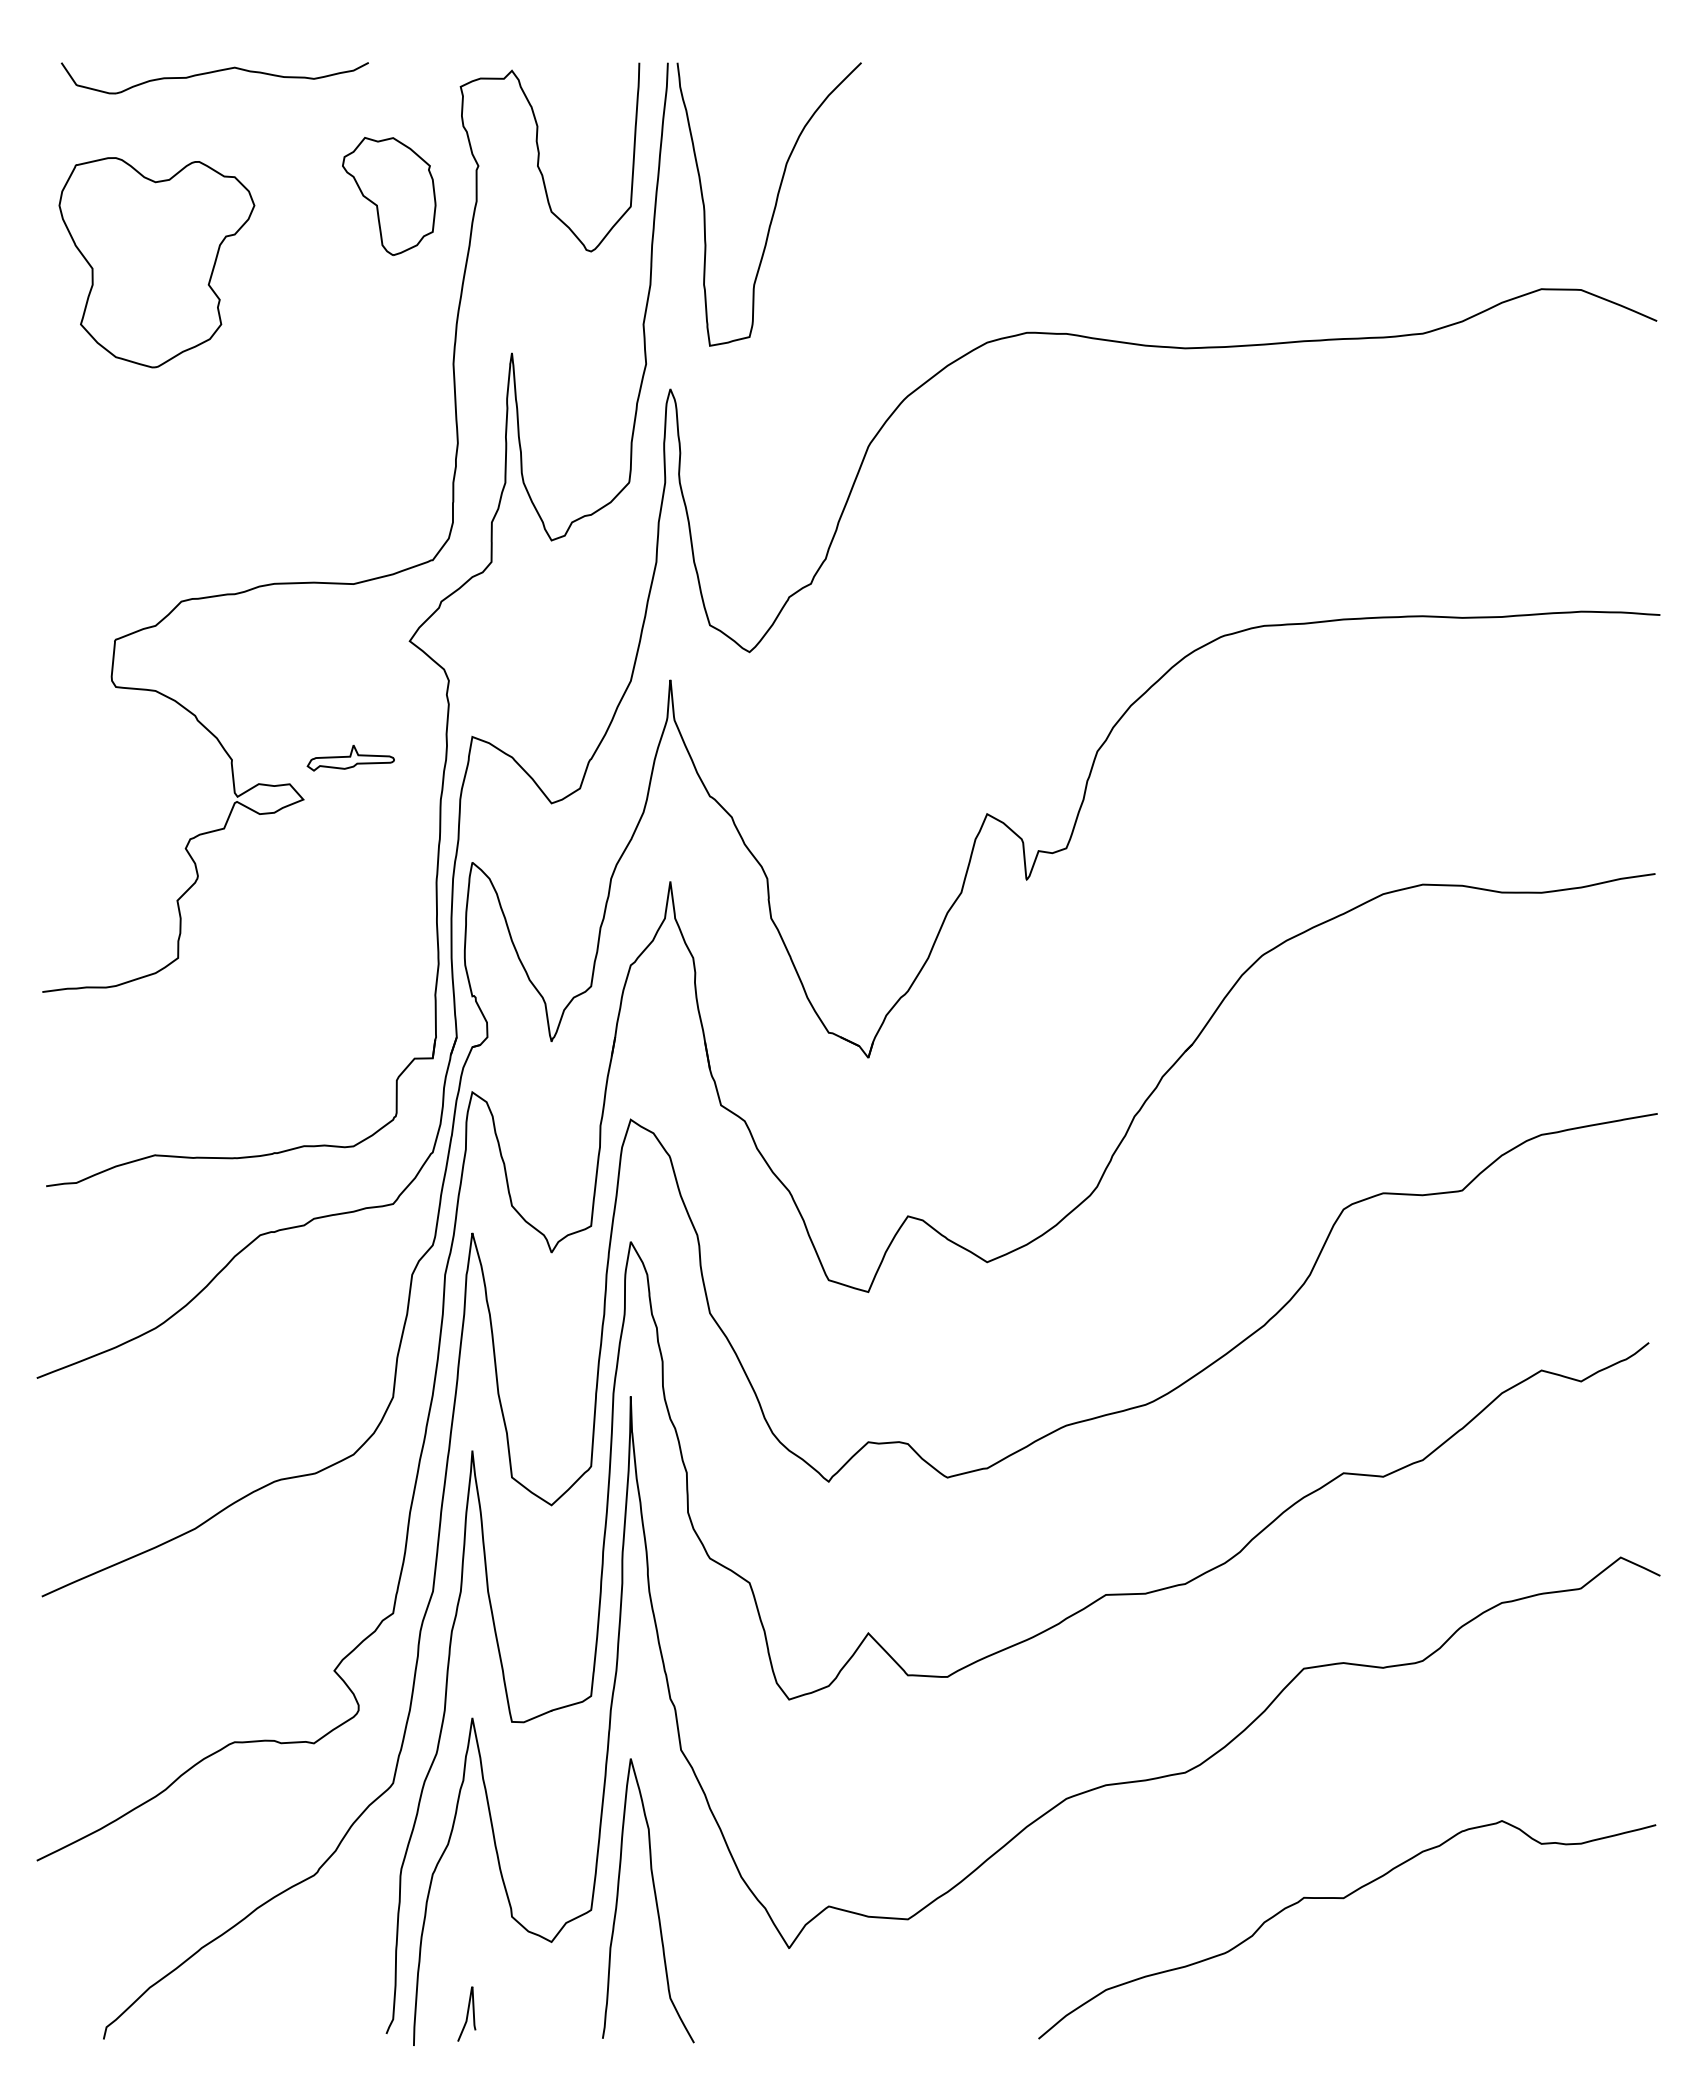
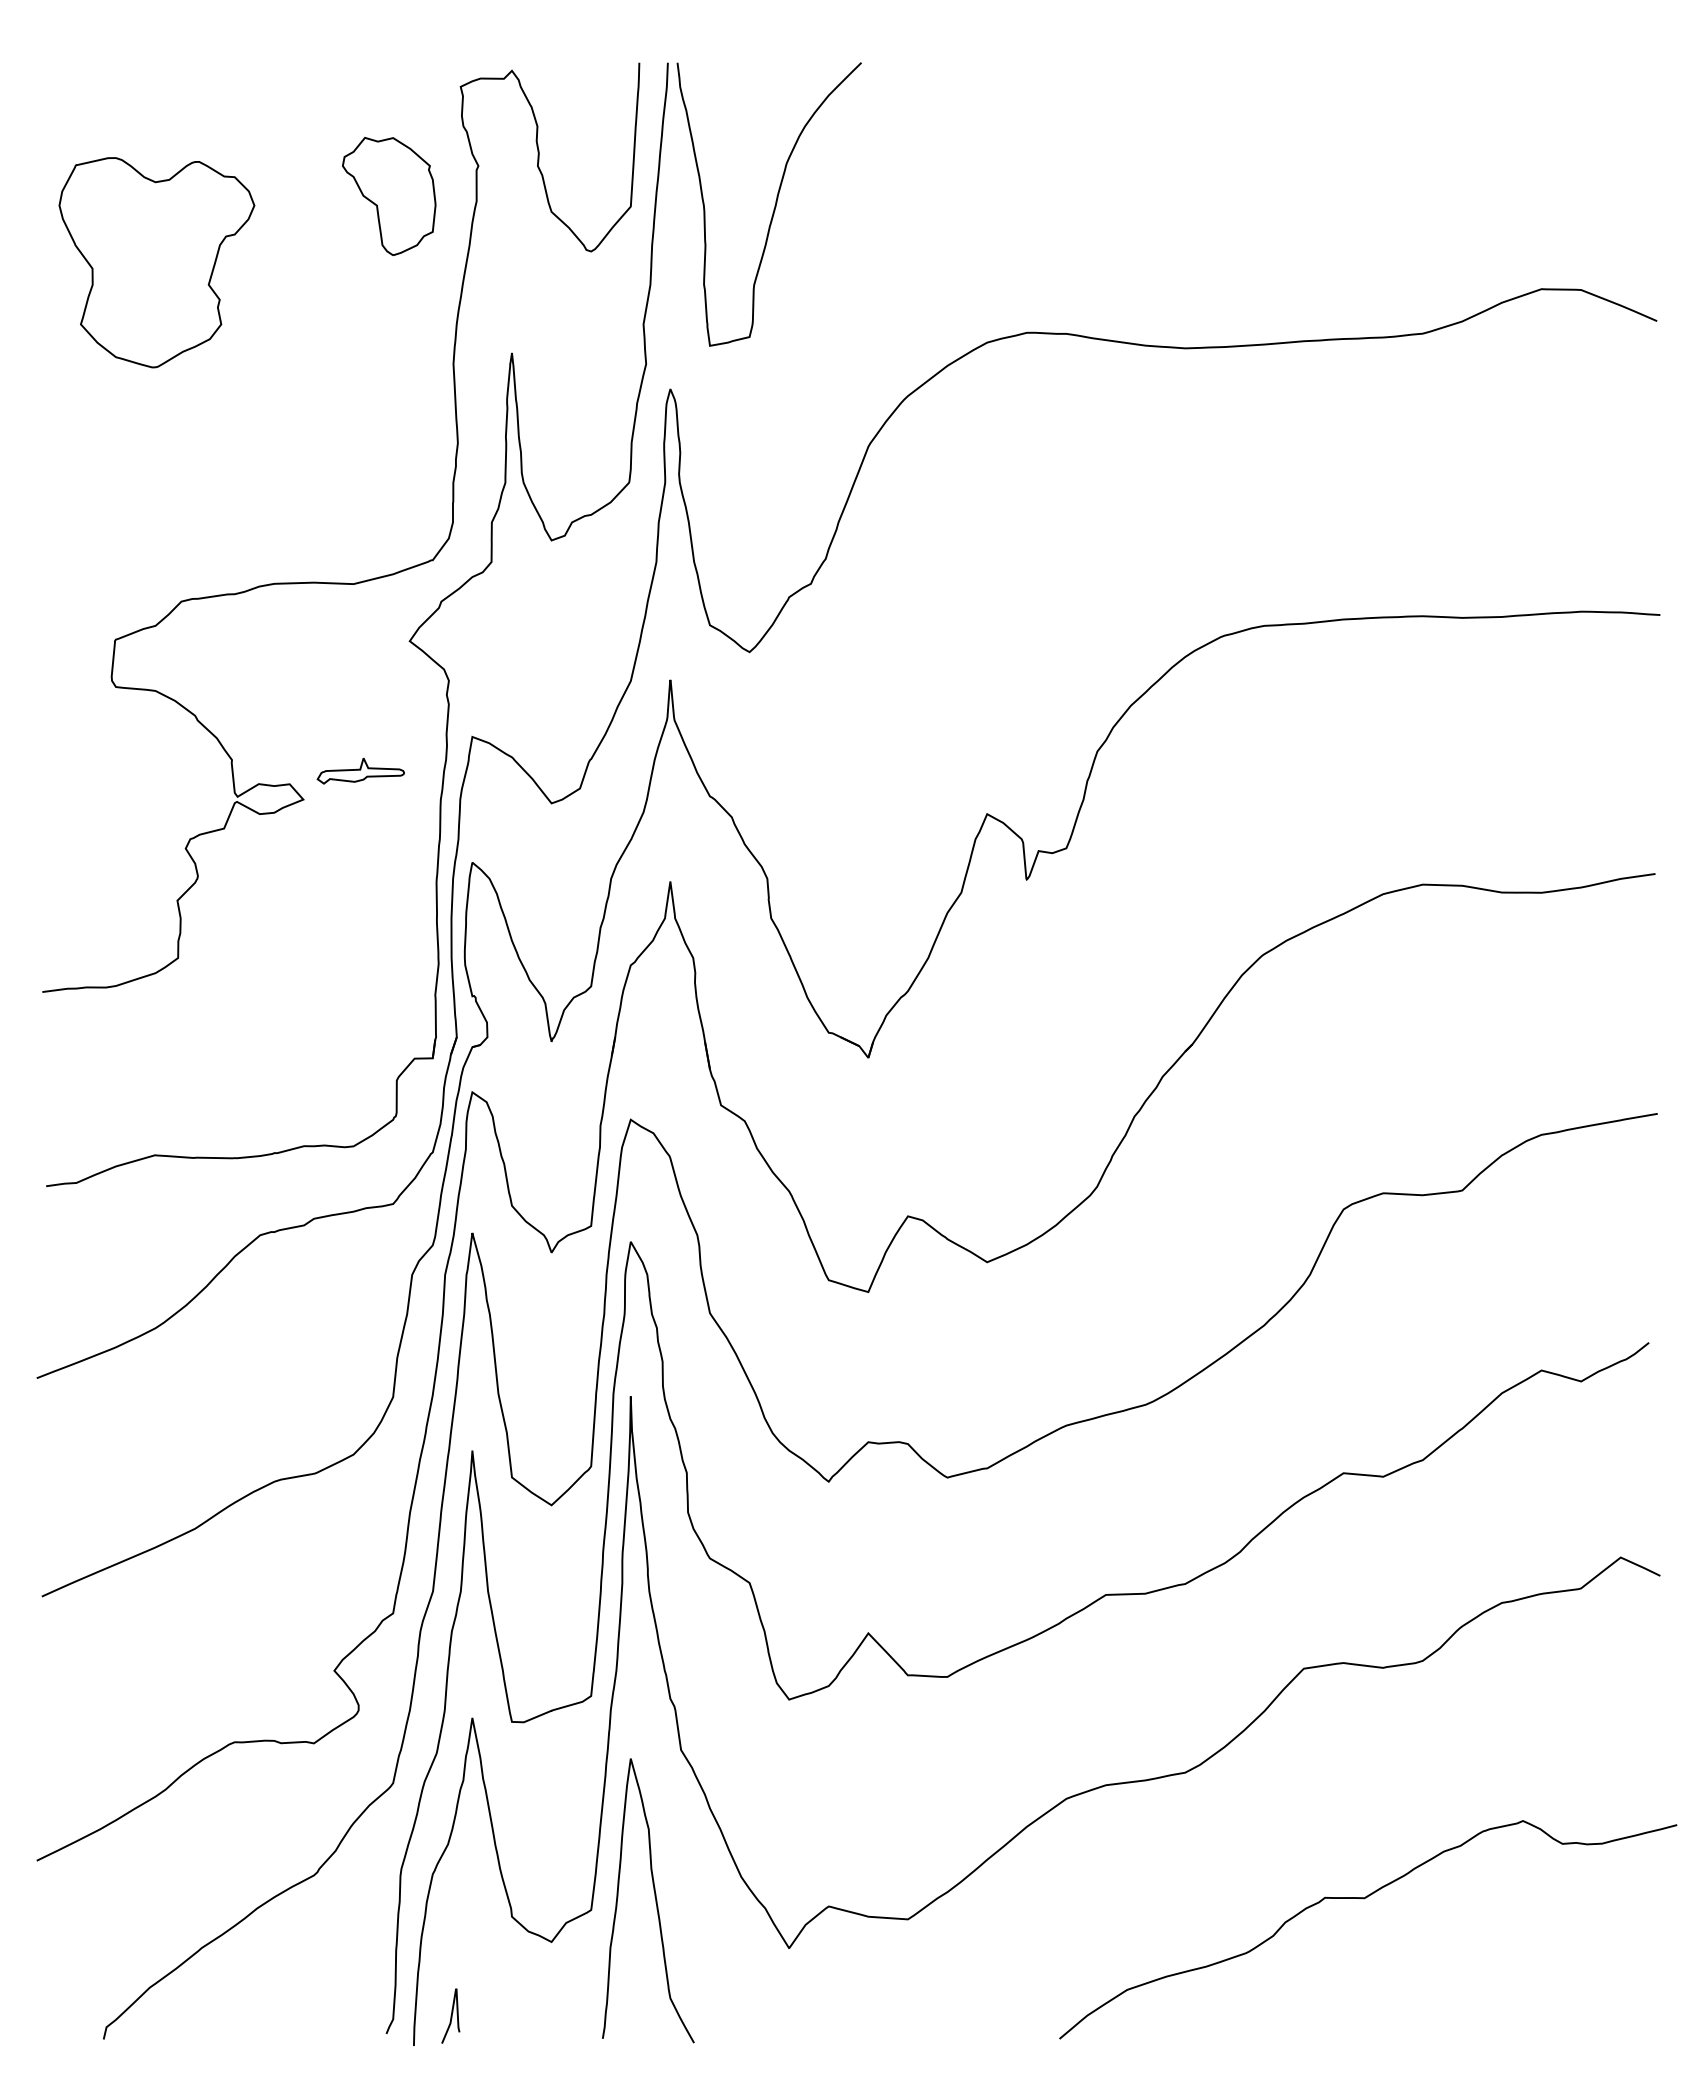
part: present -> none (214, 78)
part position: (350, 758) -> (360, 771) (360, 771)
curve position: (1343, 1899) -> (1364, 1899) (1364, 1899)
curve position: (466, 2013) -> (450, 2015) (450, 2015)
